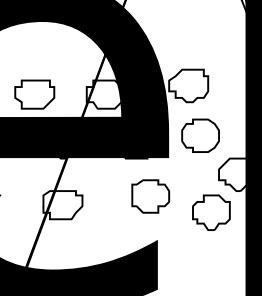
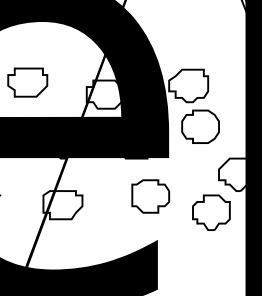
part position: (34, 94) -> (27, 82) (27, 82)
part position: (200, 135) -> (200, 126) (200, 126)
